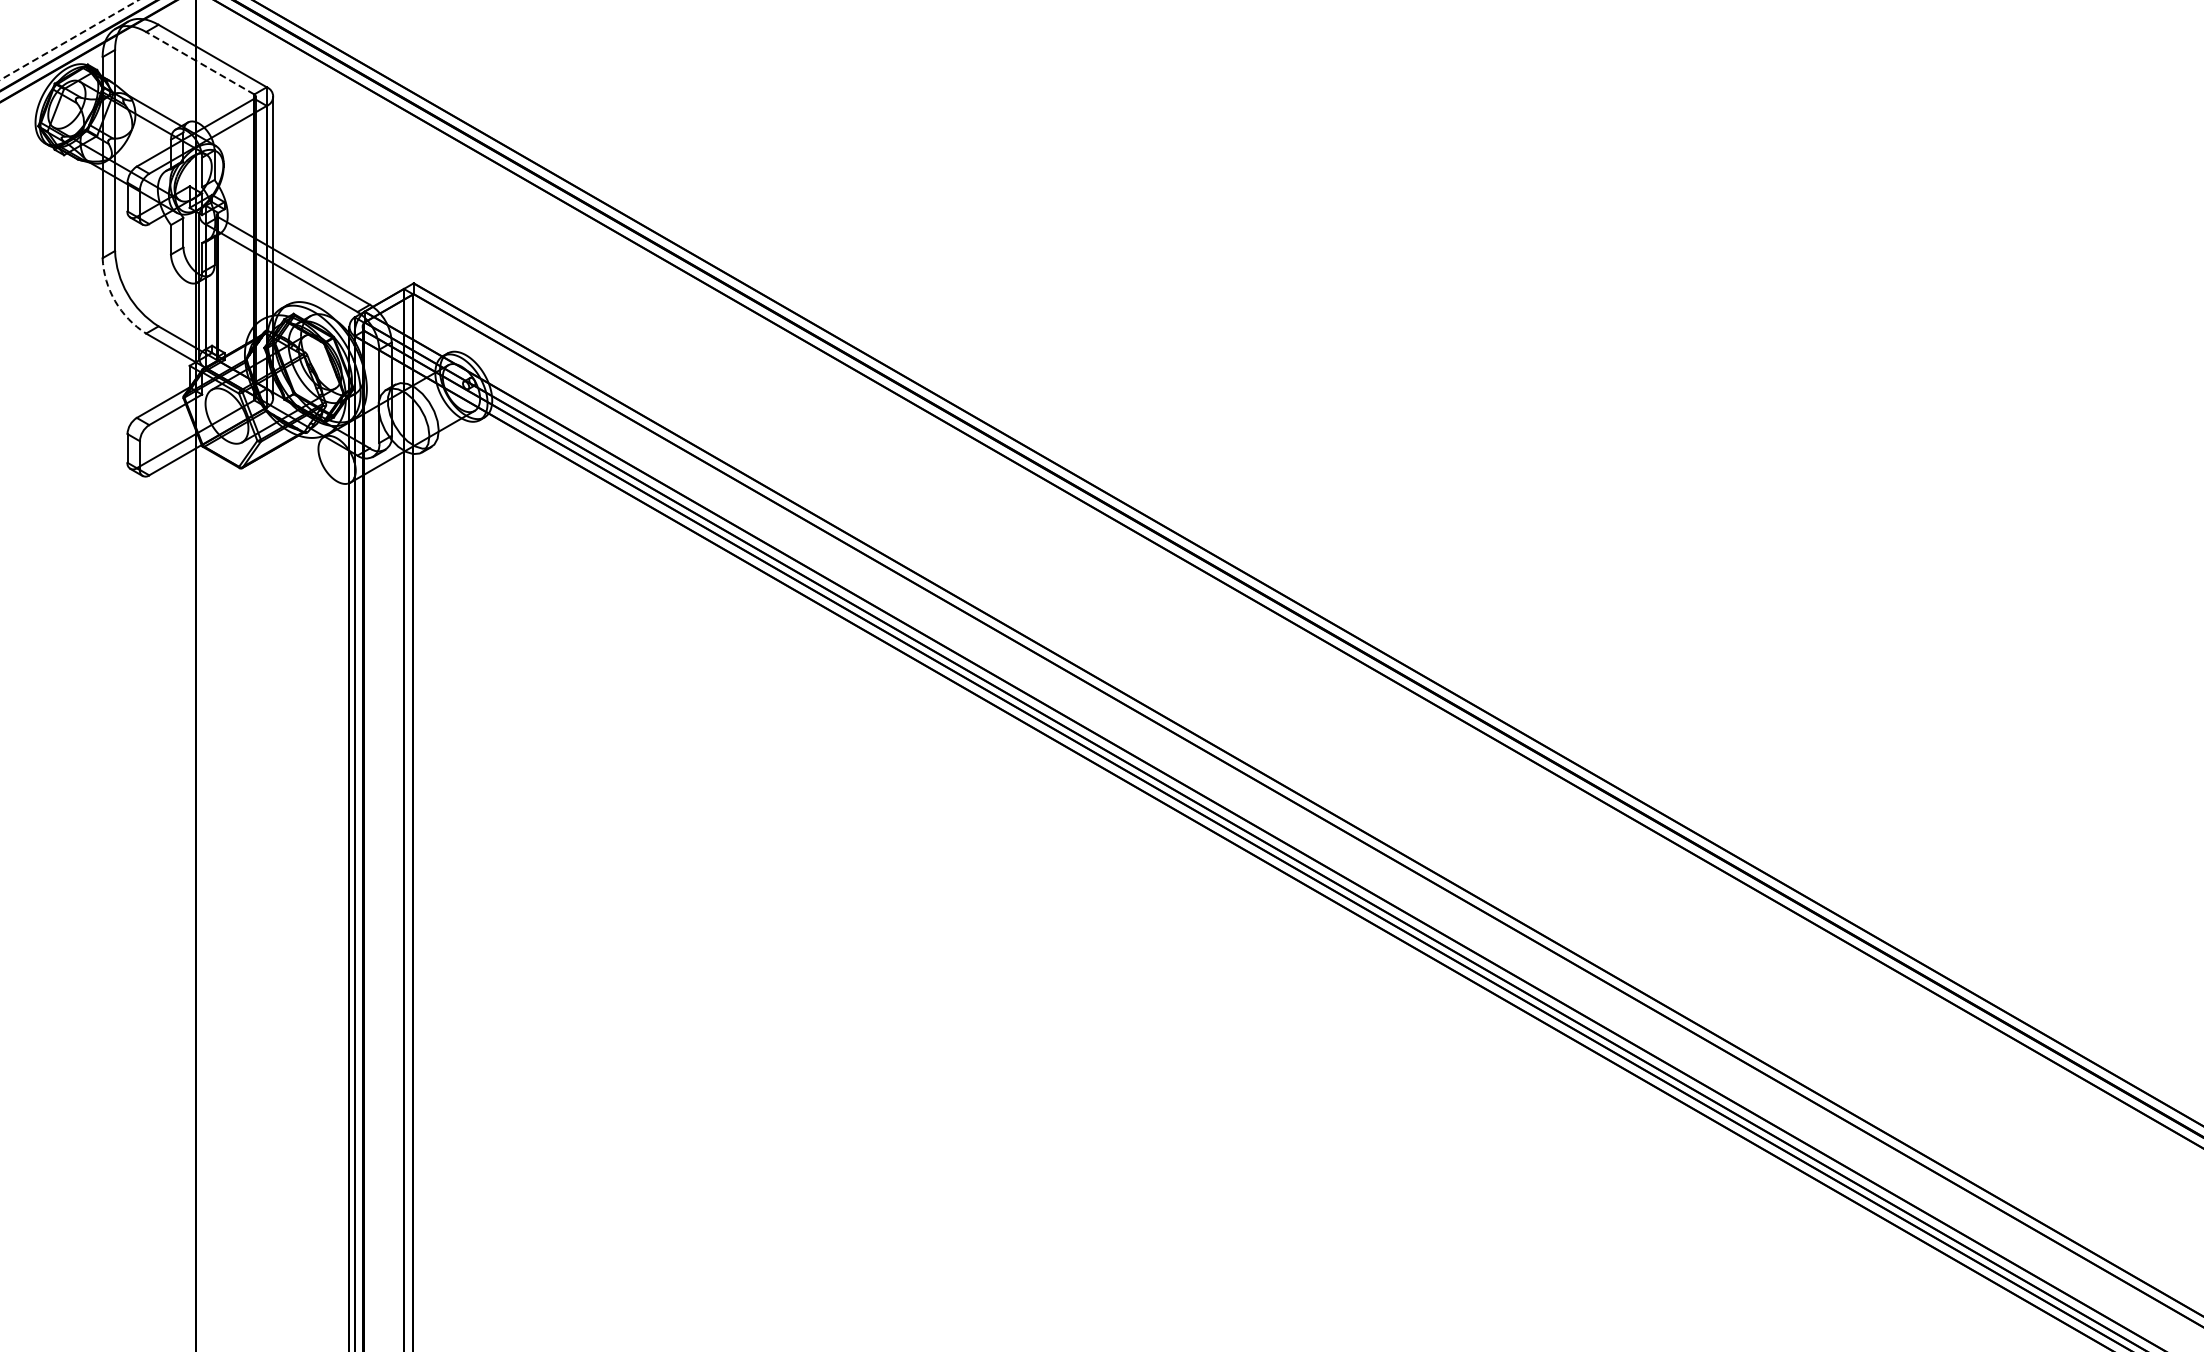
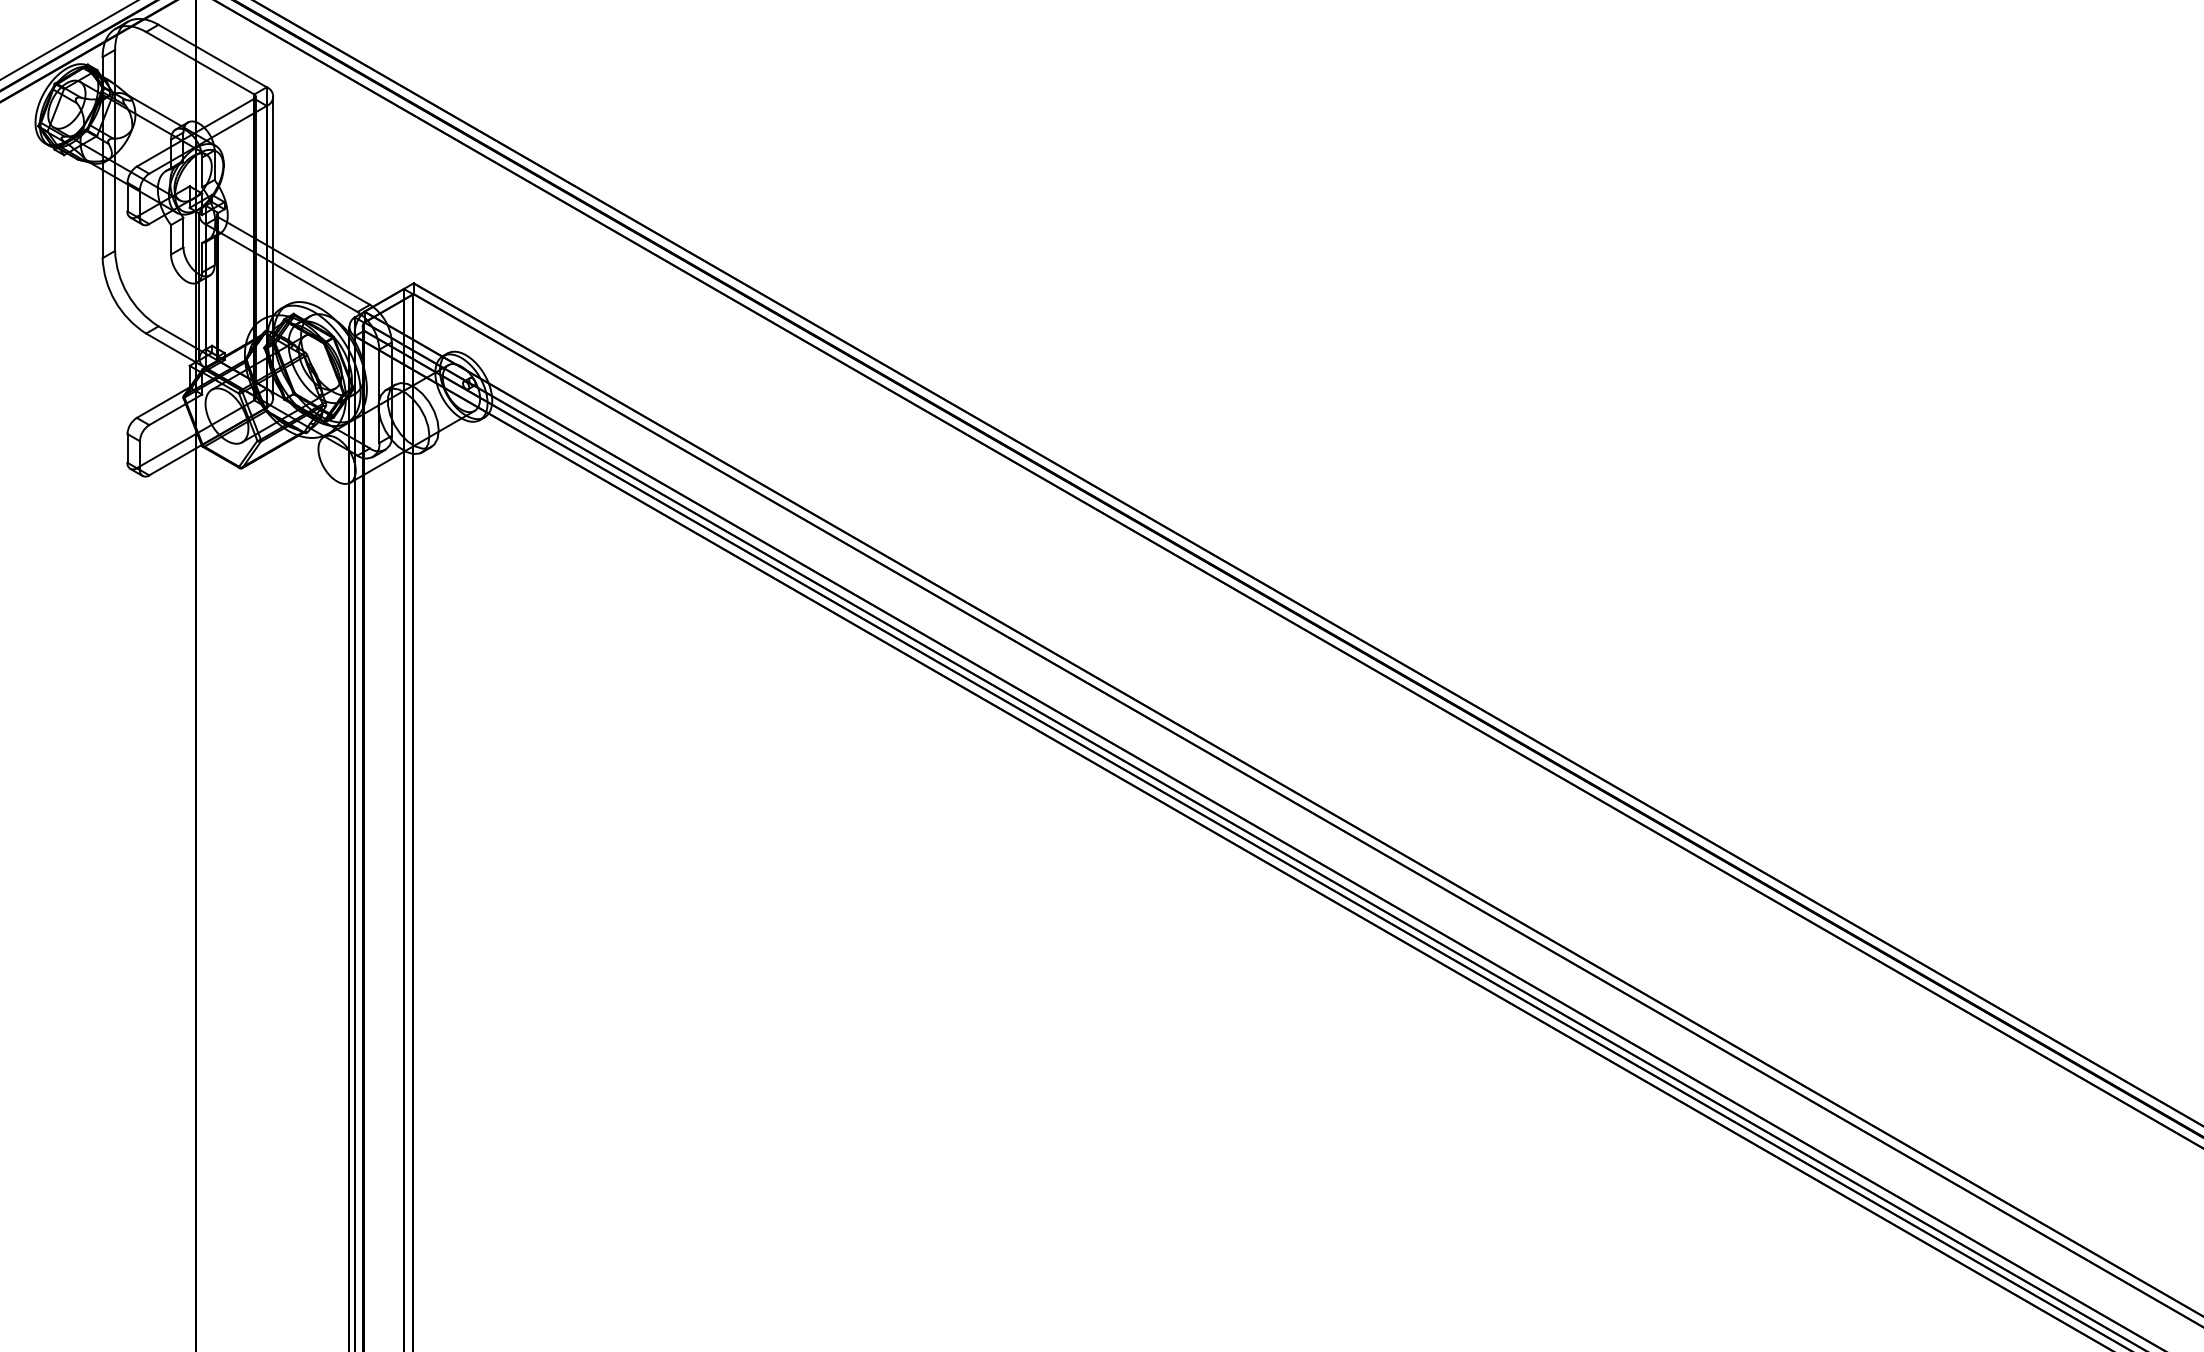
line: dashed -> solid (70, 39)
line: dashed -> solid (199, 62)
arc: dashed -> solid (115, 301)
